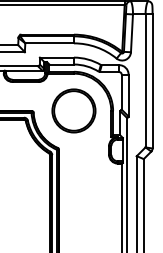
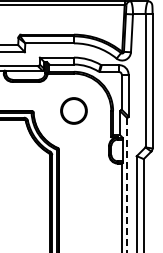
circle size: 46x46 px -> 28x28 px (73, 110)
line: solid -> dashed (127, 185)
